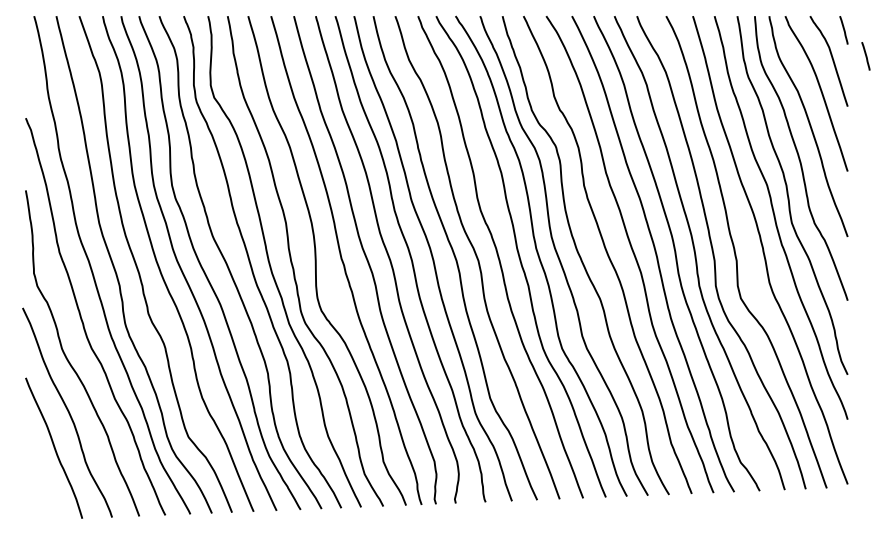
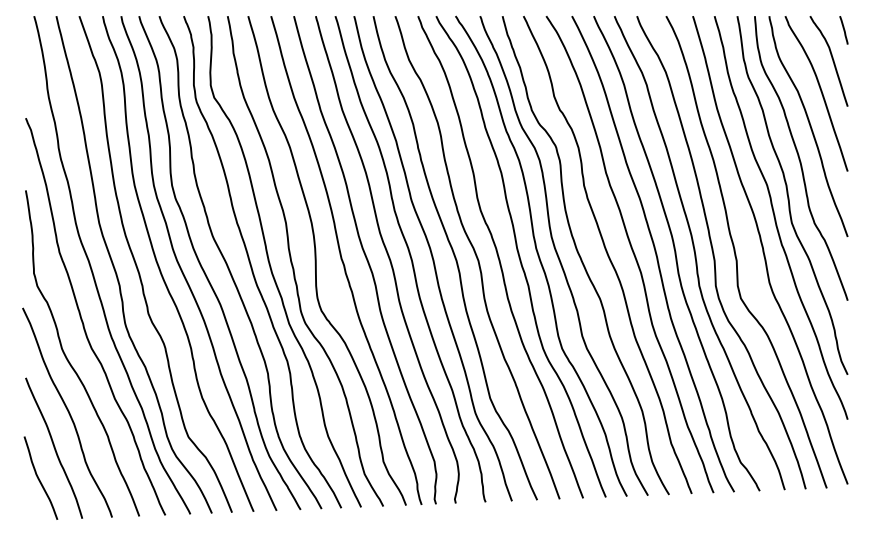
line: present -> none (865, 56)
curve: none -> present (39, 478)
